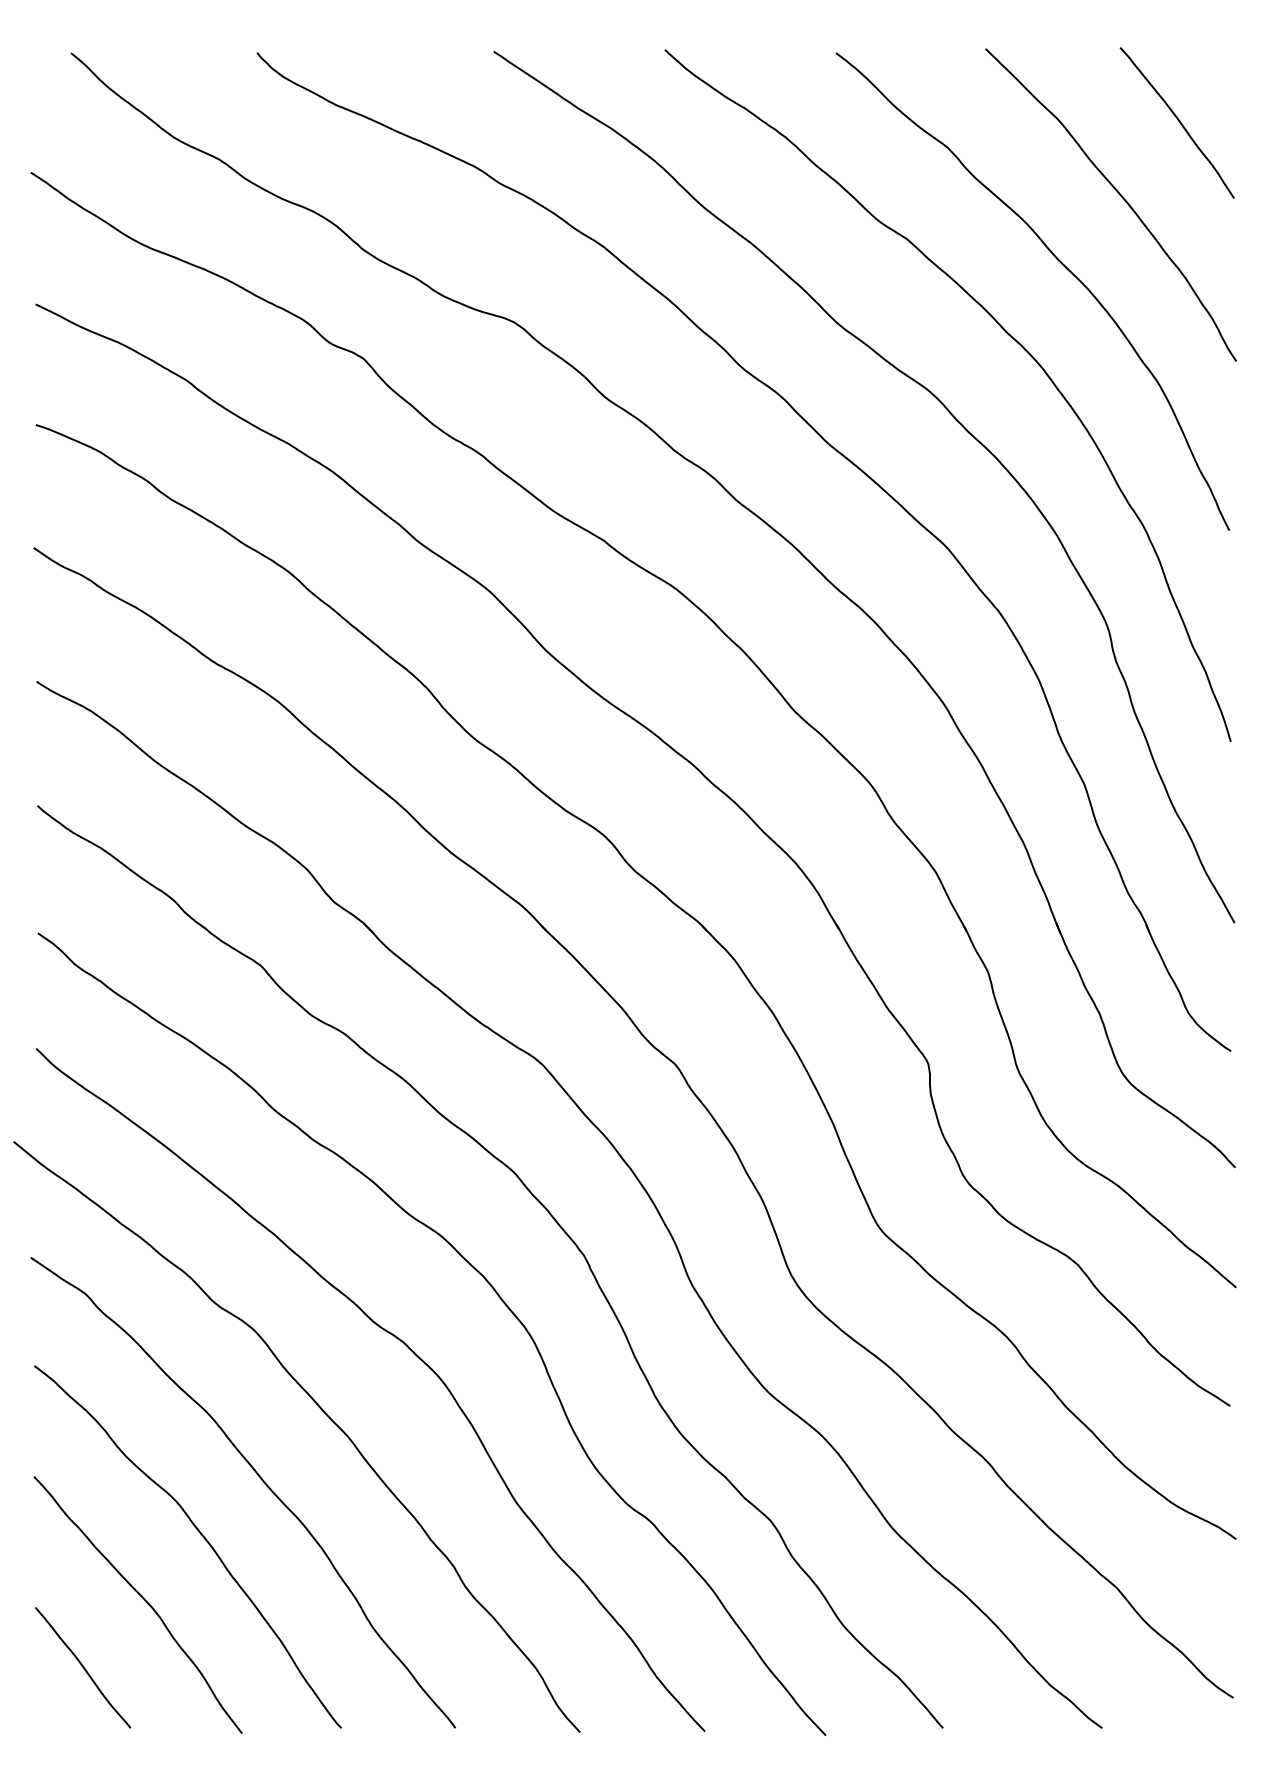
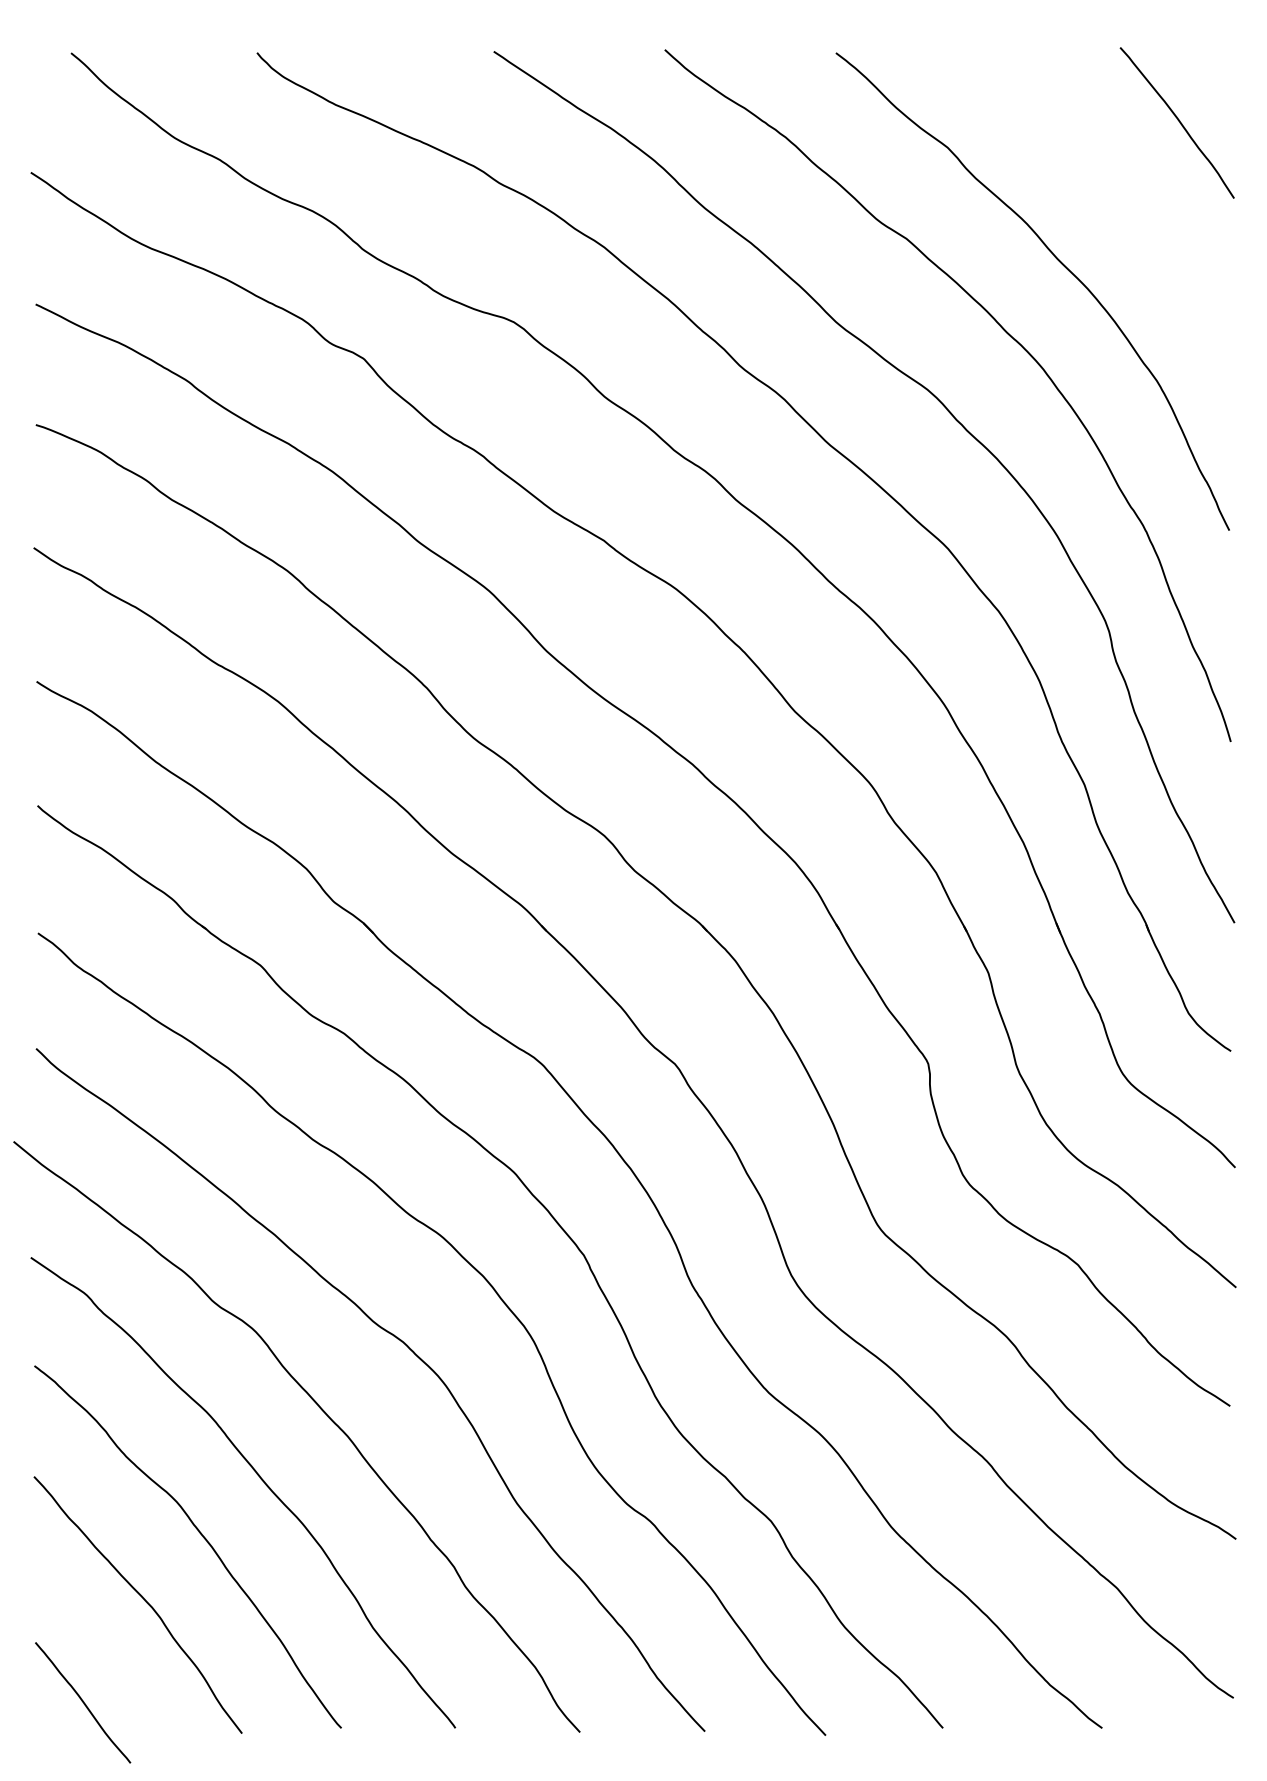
curve: present -> none (1119, 195)
curve position: (83, 1667) -> (83, 1702) (83, 1702)
